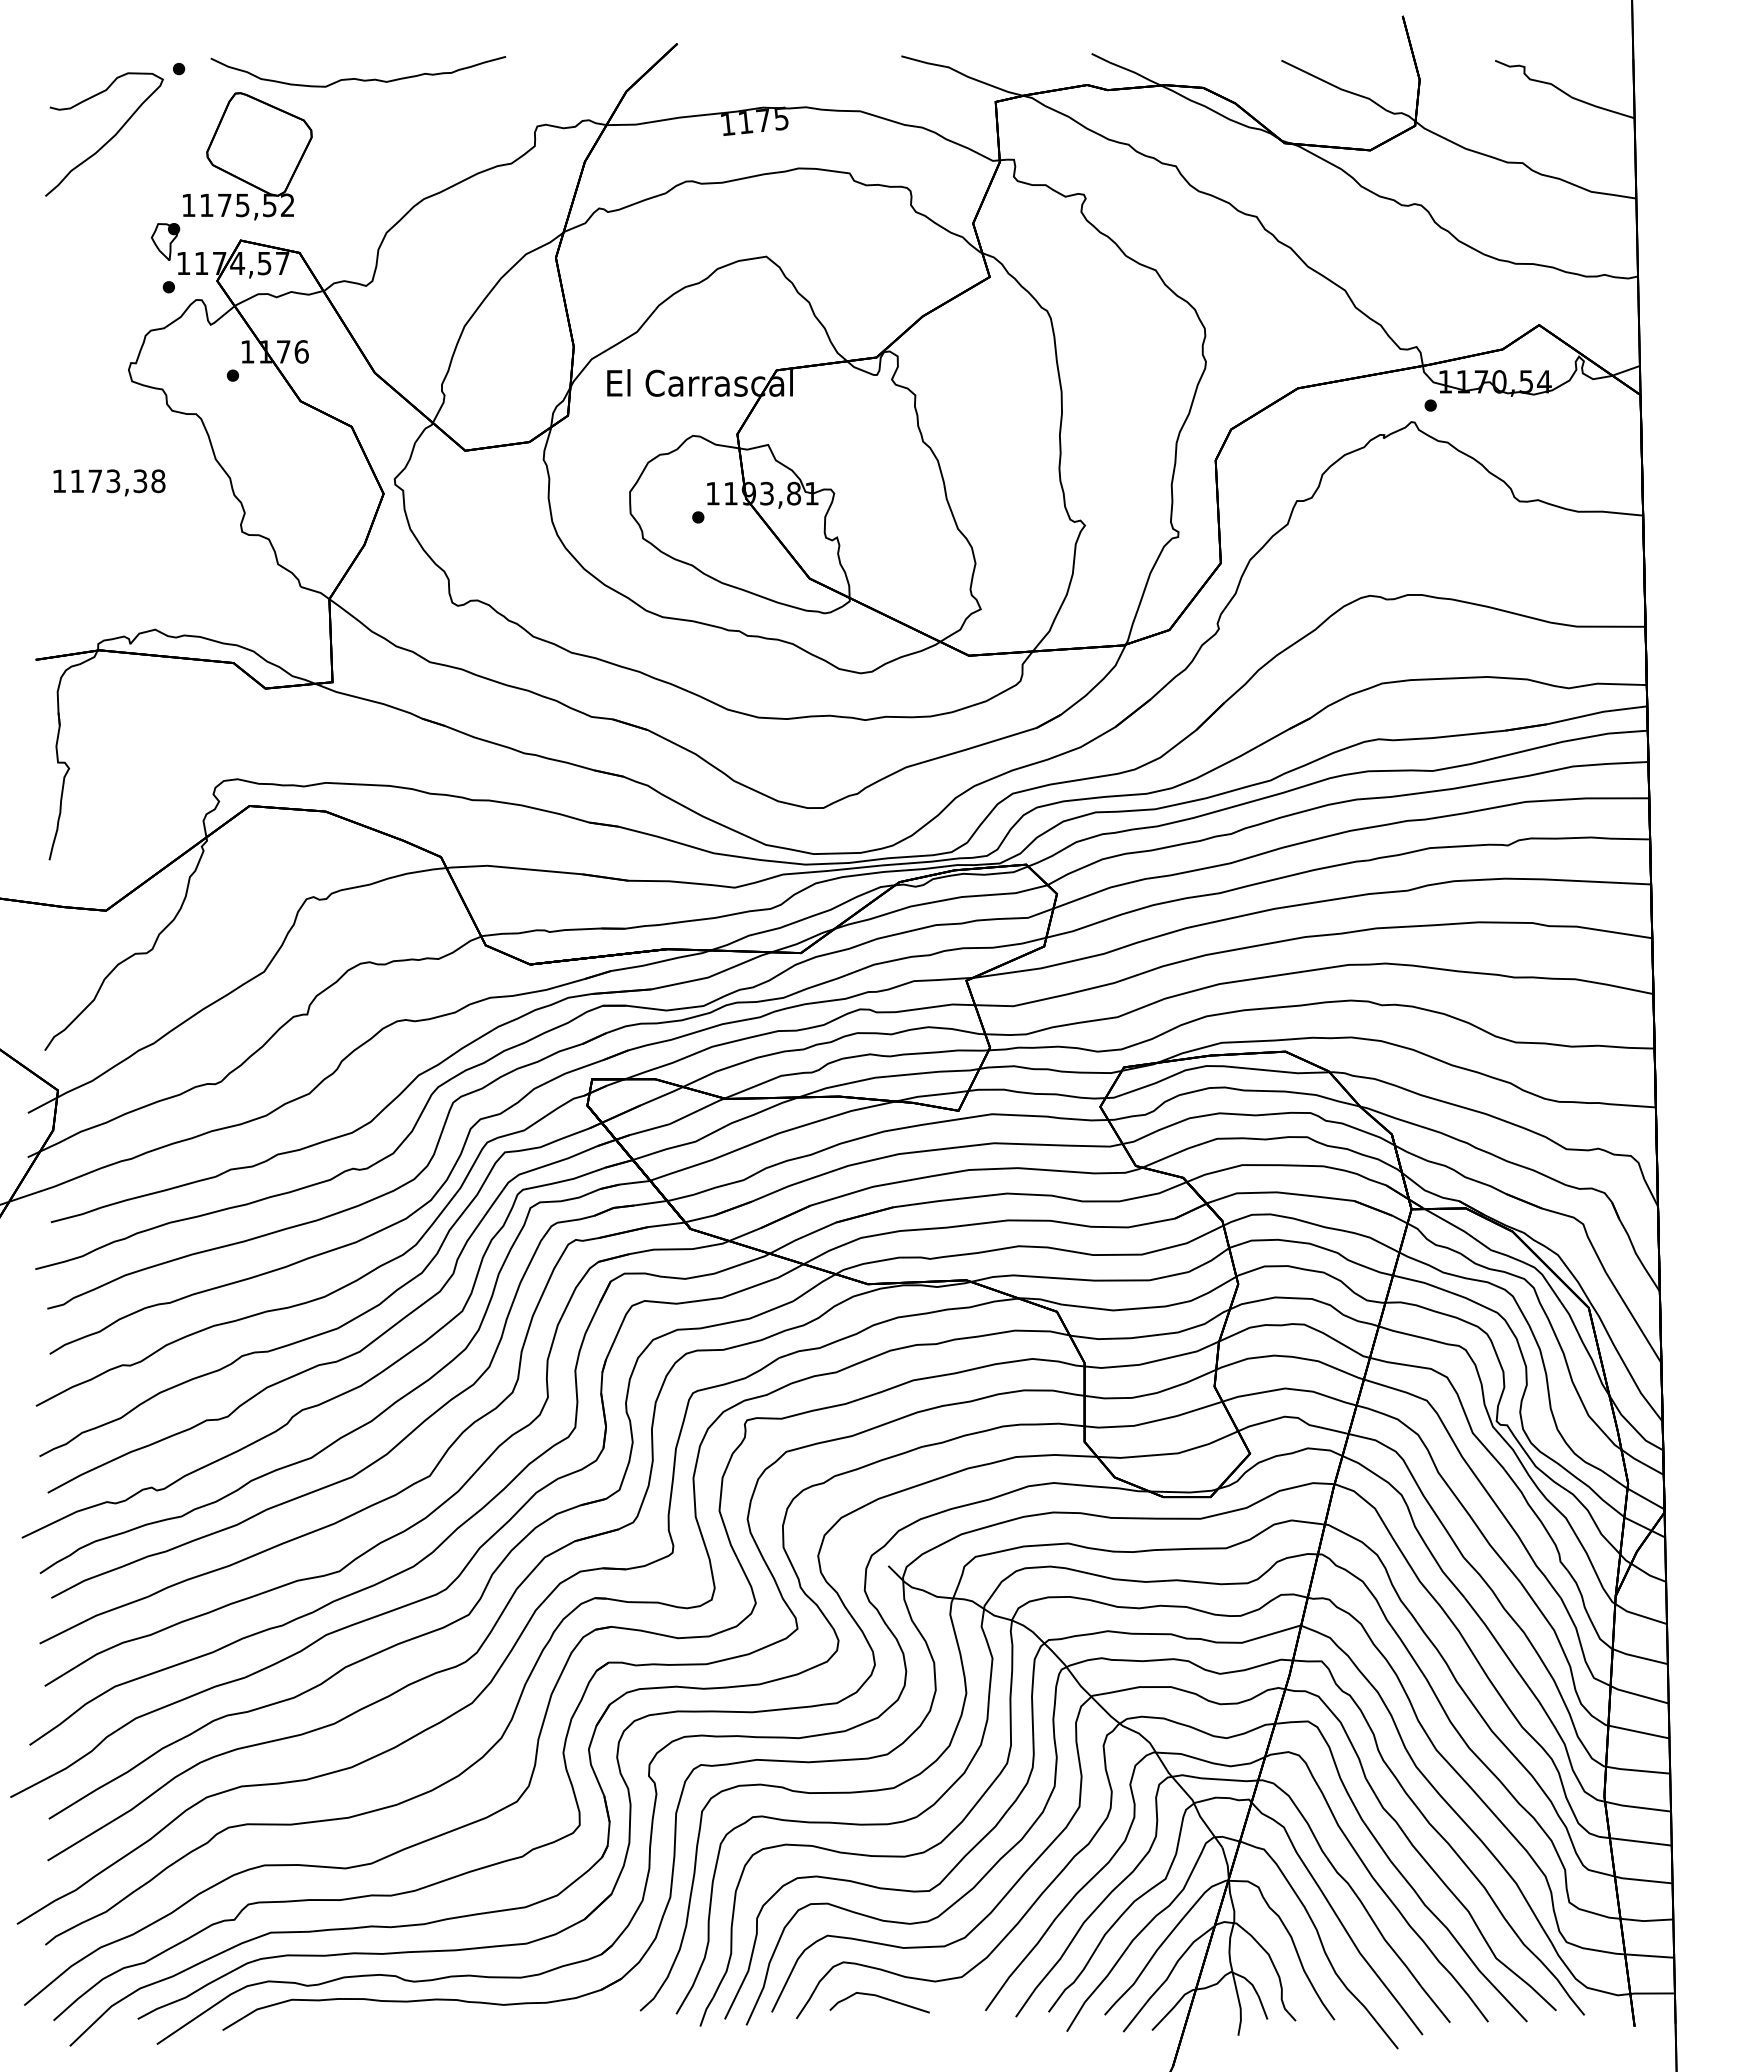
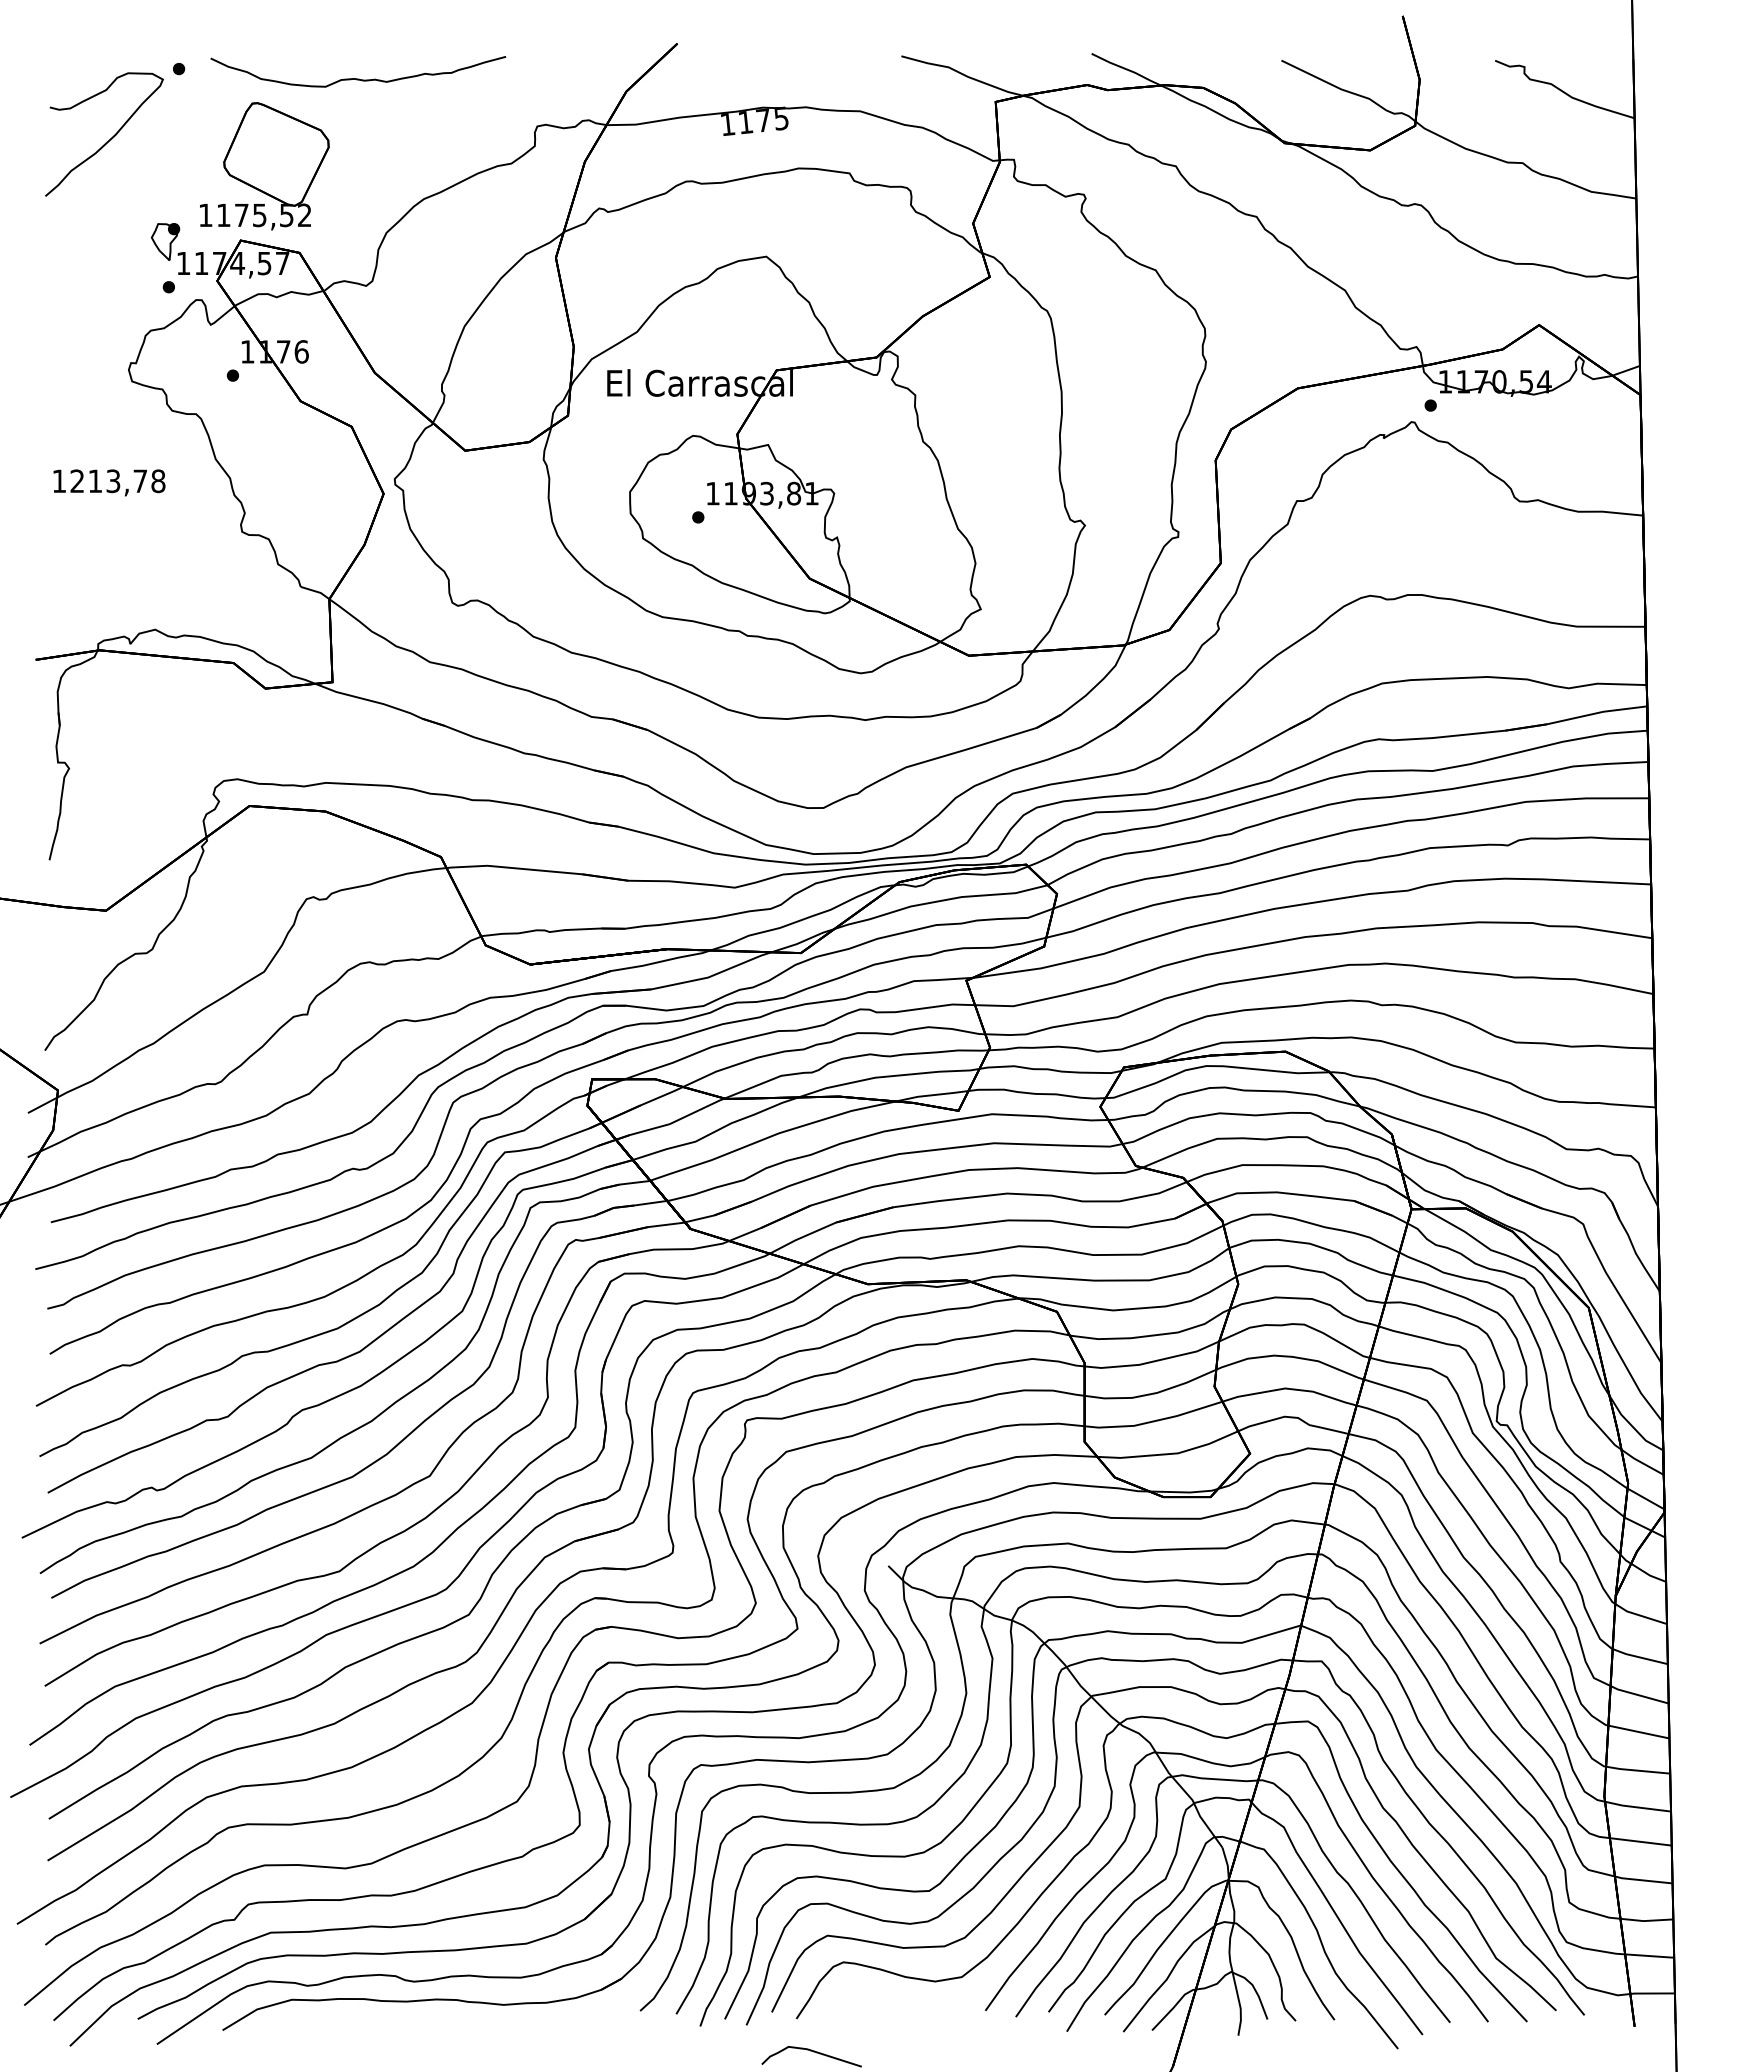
part position: (247, 156) -> (264, 166) (264, 166)
text: 1173,38 -> 1213,78 (108, 481)
curve position: (881, 1998) -> (813, 2052) (813, 2052)
